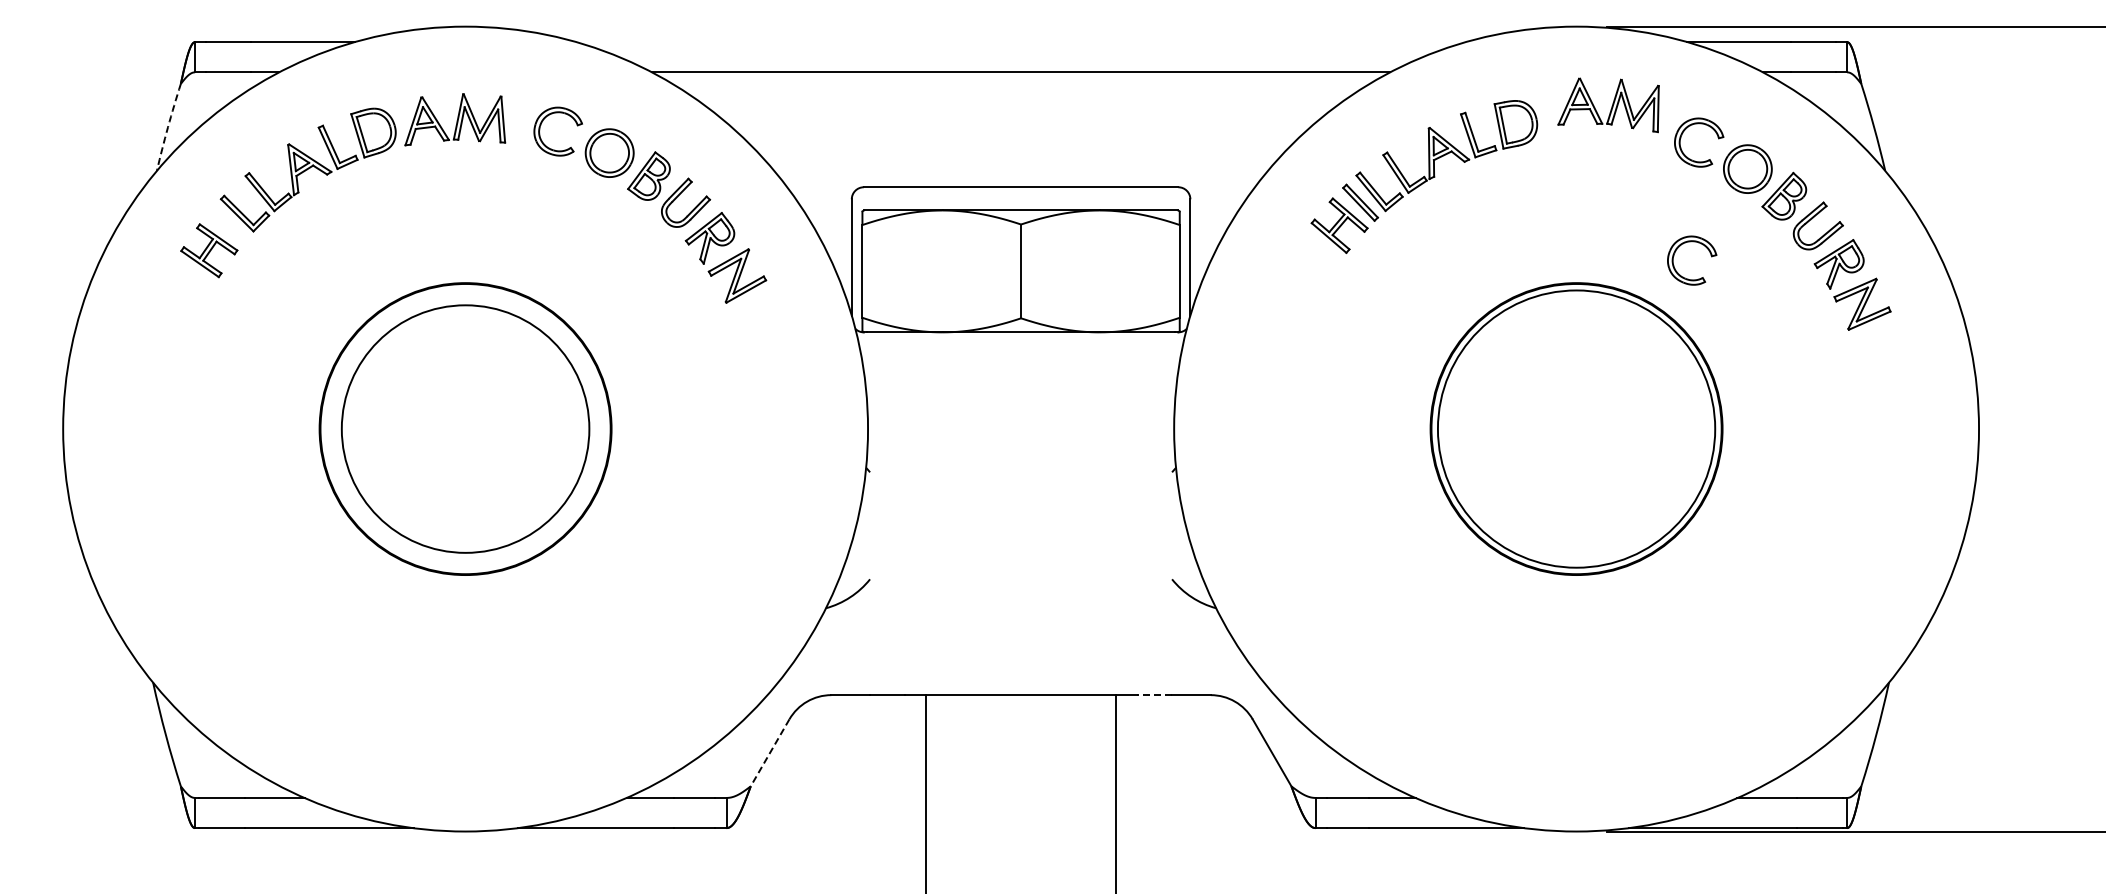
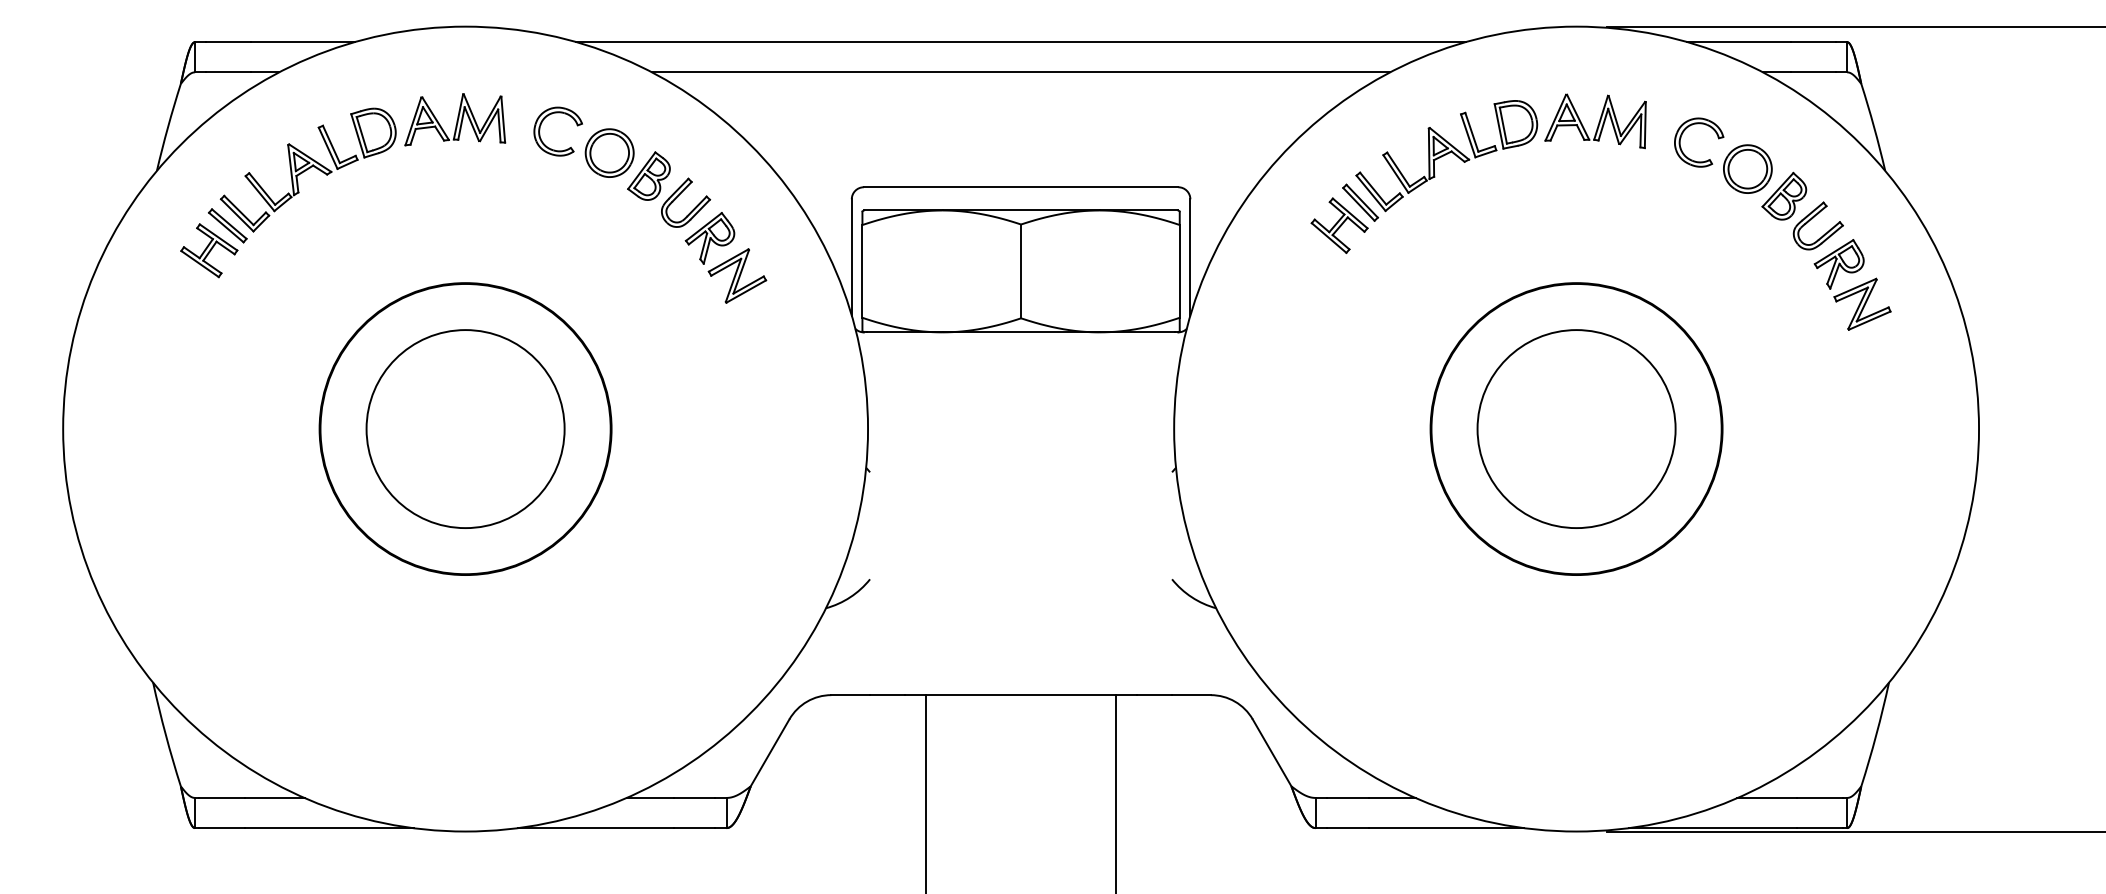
line: none -> present (1021, 42)
part position: (1608, 105) -> (1595, 121) (1595, 121)
arc: dashed -> solid (168, 127)
part: none -> present (227, 225)
part: present -> none (1692, 242)
circle diameter: 248 px -> 198 px (465, 429)
circle diameter: 277 px -> 198 px (1576, 429)
line: dashed -> solid (1154, 695)
line: dashed -> solid (770, 752)
